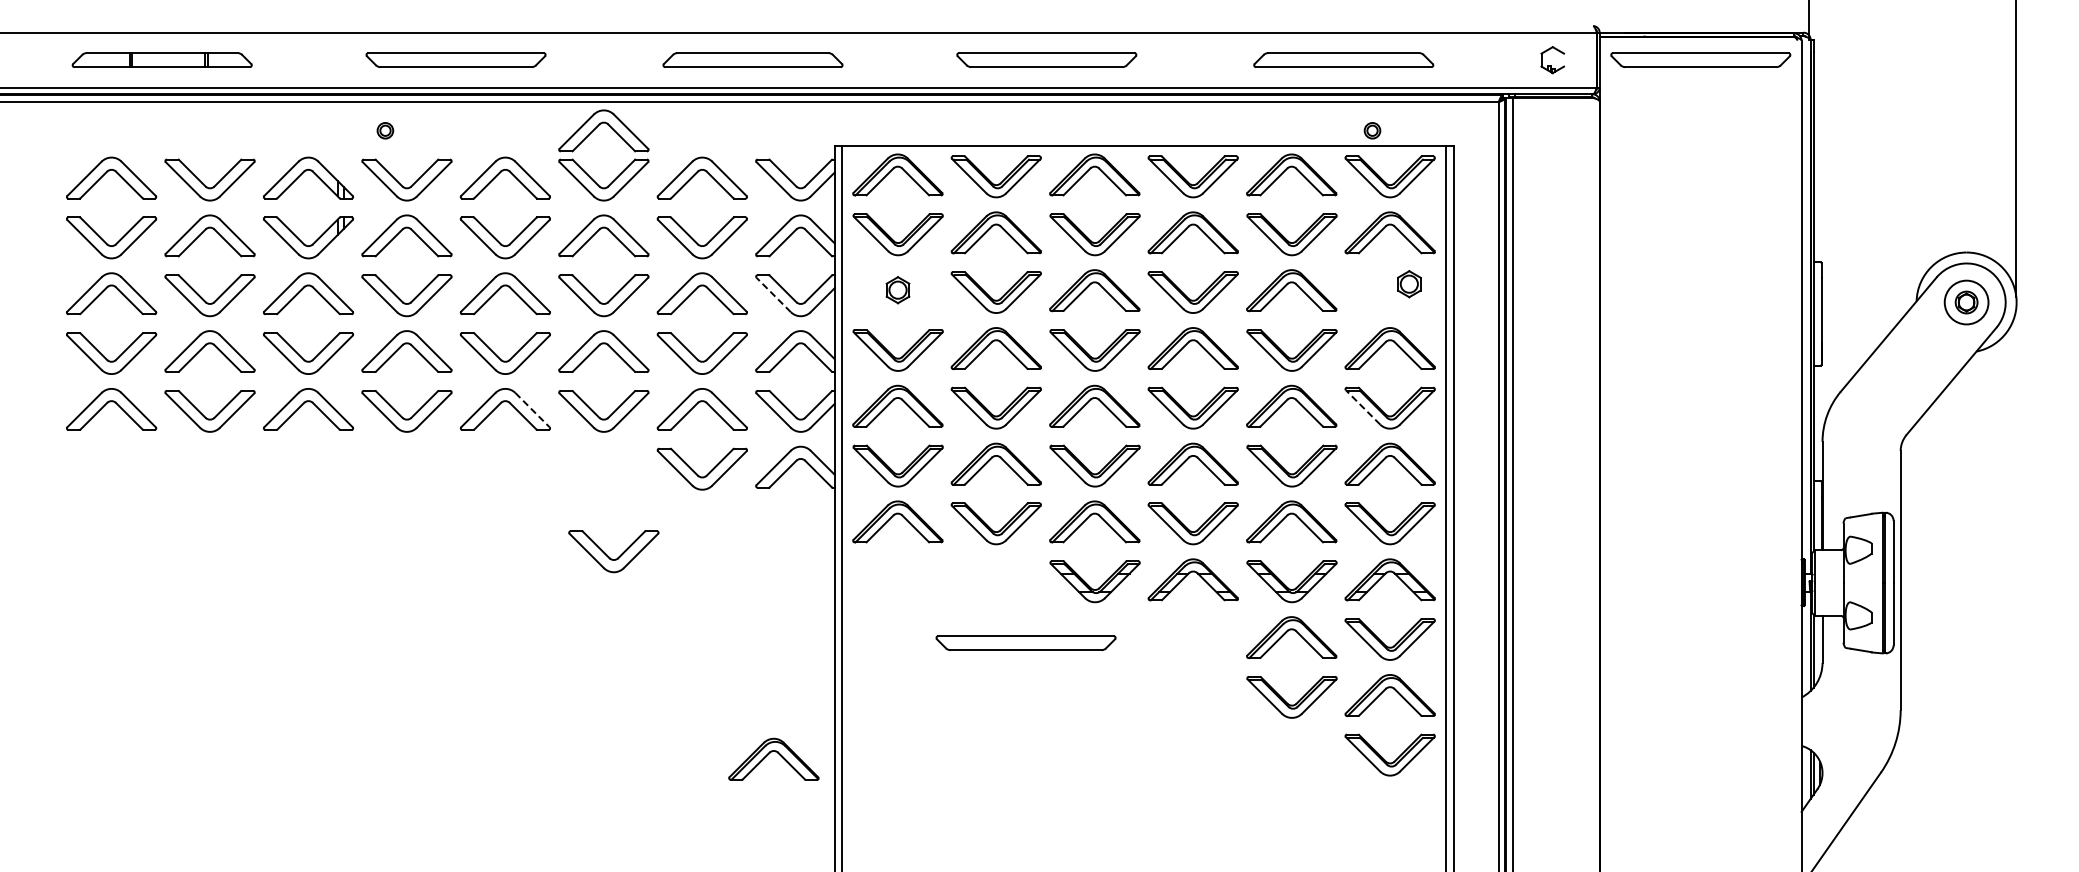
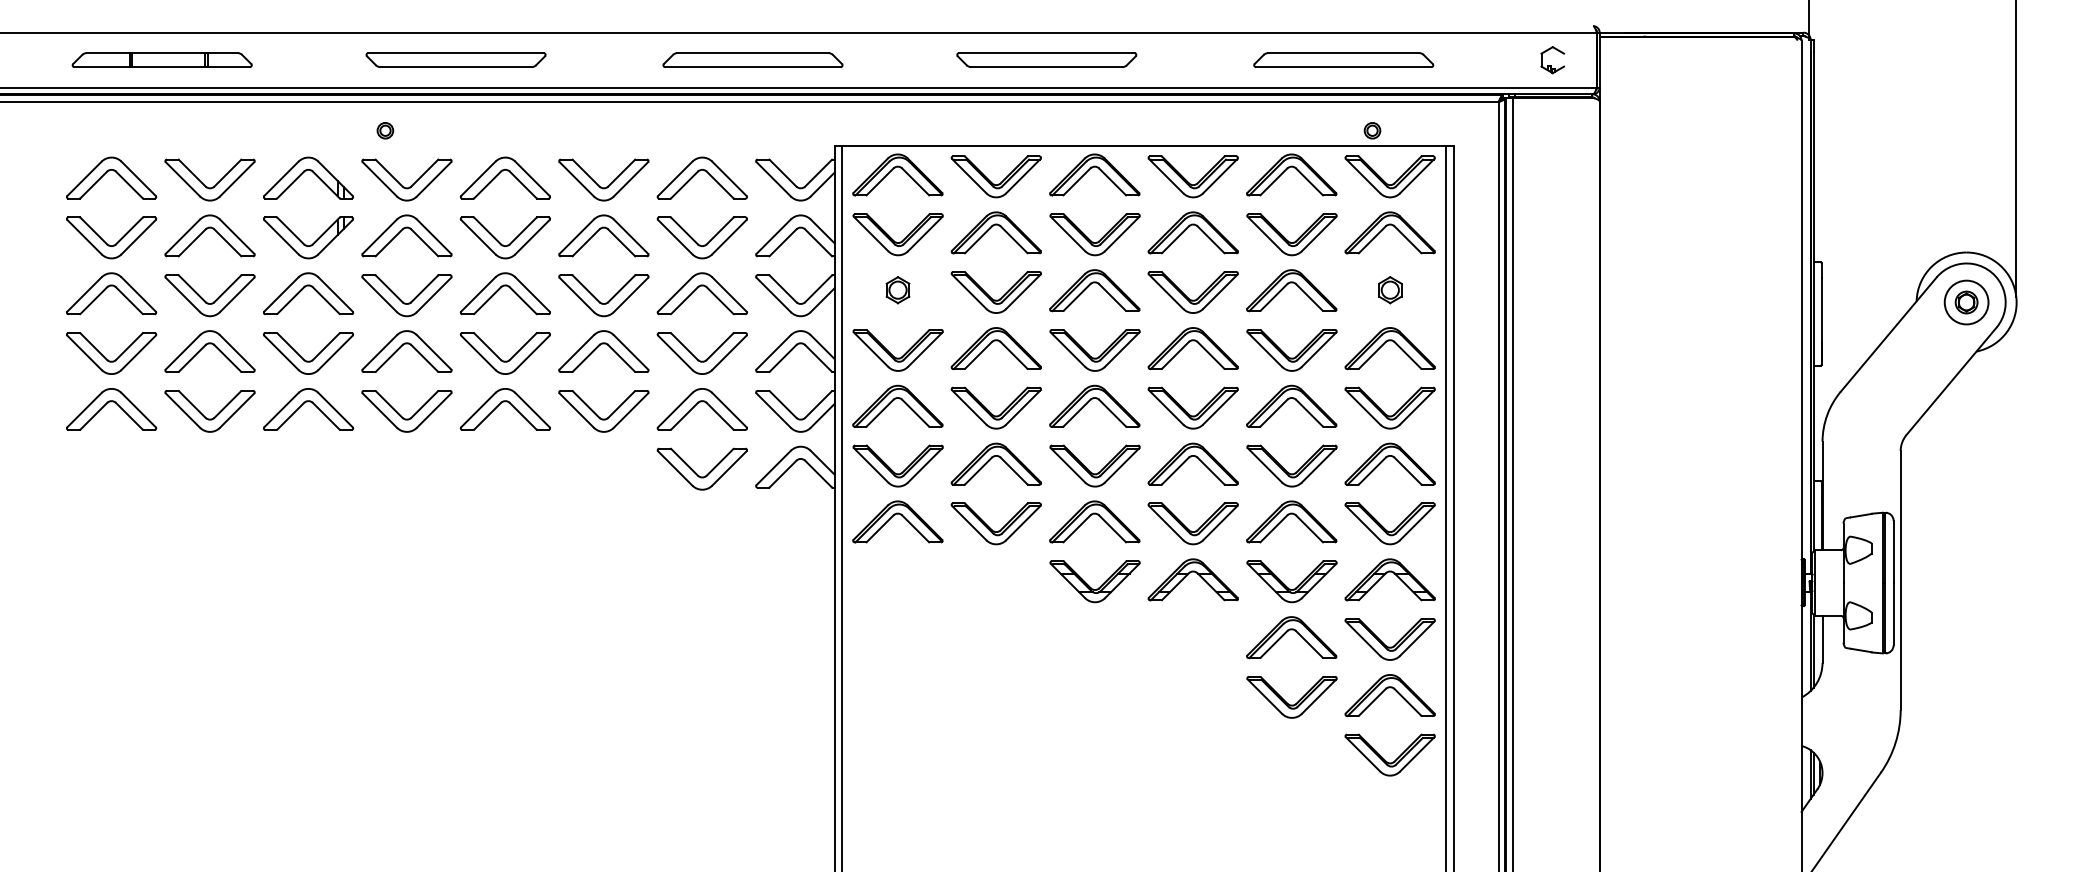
part: present -> none (1700, 59)
part: present -> none (601, 124)
part position: (1409, 284) -> (1390, 290) (1390, 290)
line: dashed -> solid (773, 294)
line: dashed -> solid (1362, 407)
line: dashed -> solid (532, 410)
part: present -> none (608, 555)
part: present -> none (1025, 642)
part: present -> none (773, 758)
